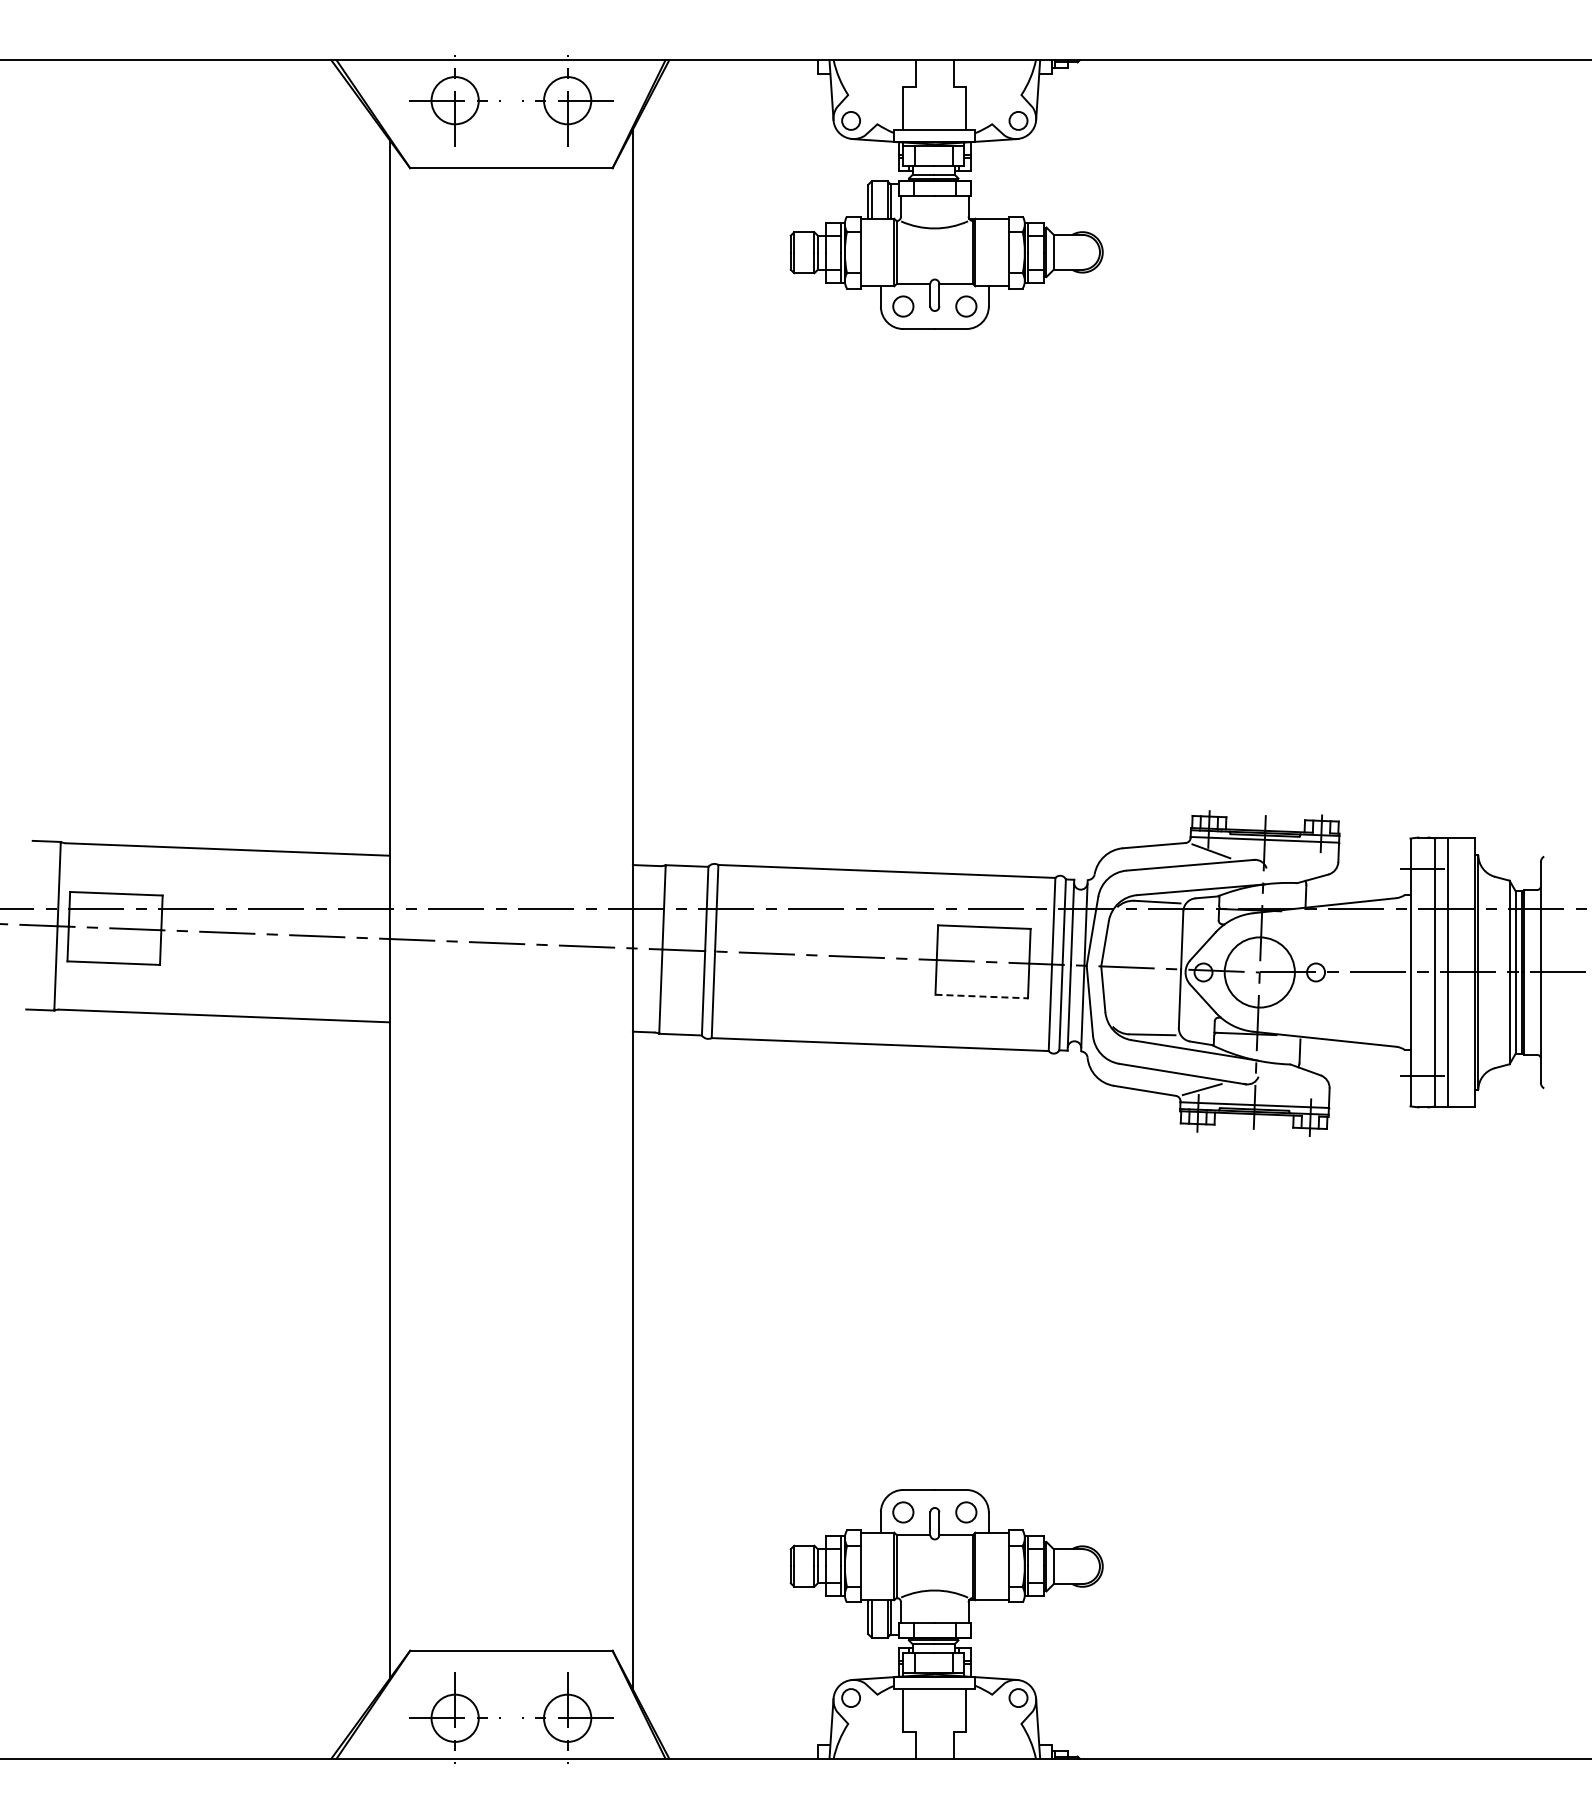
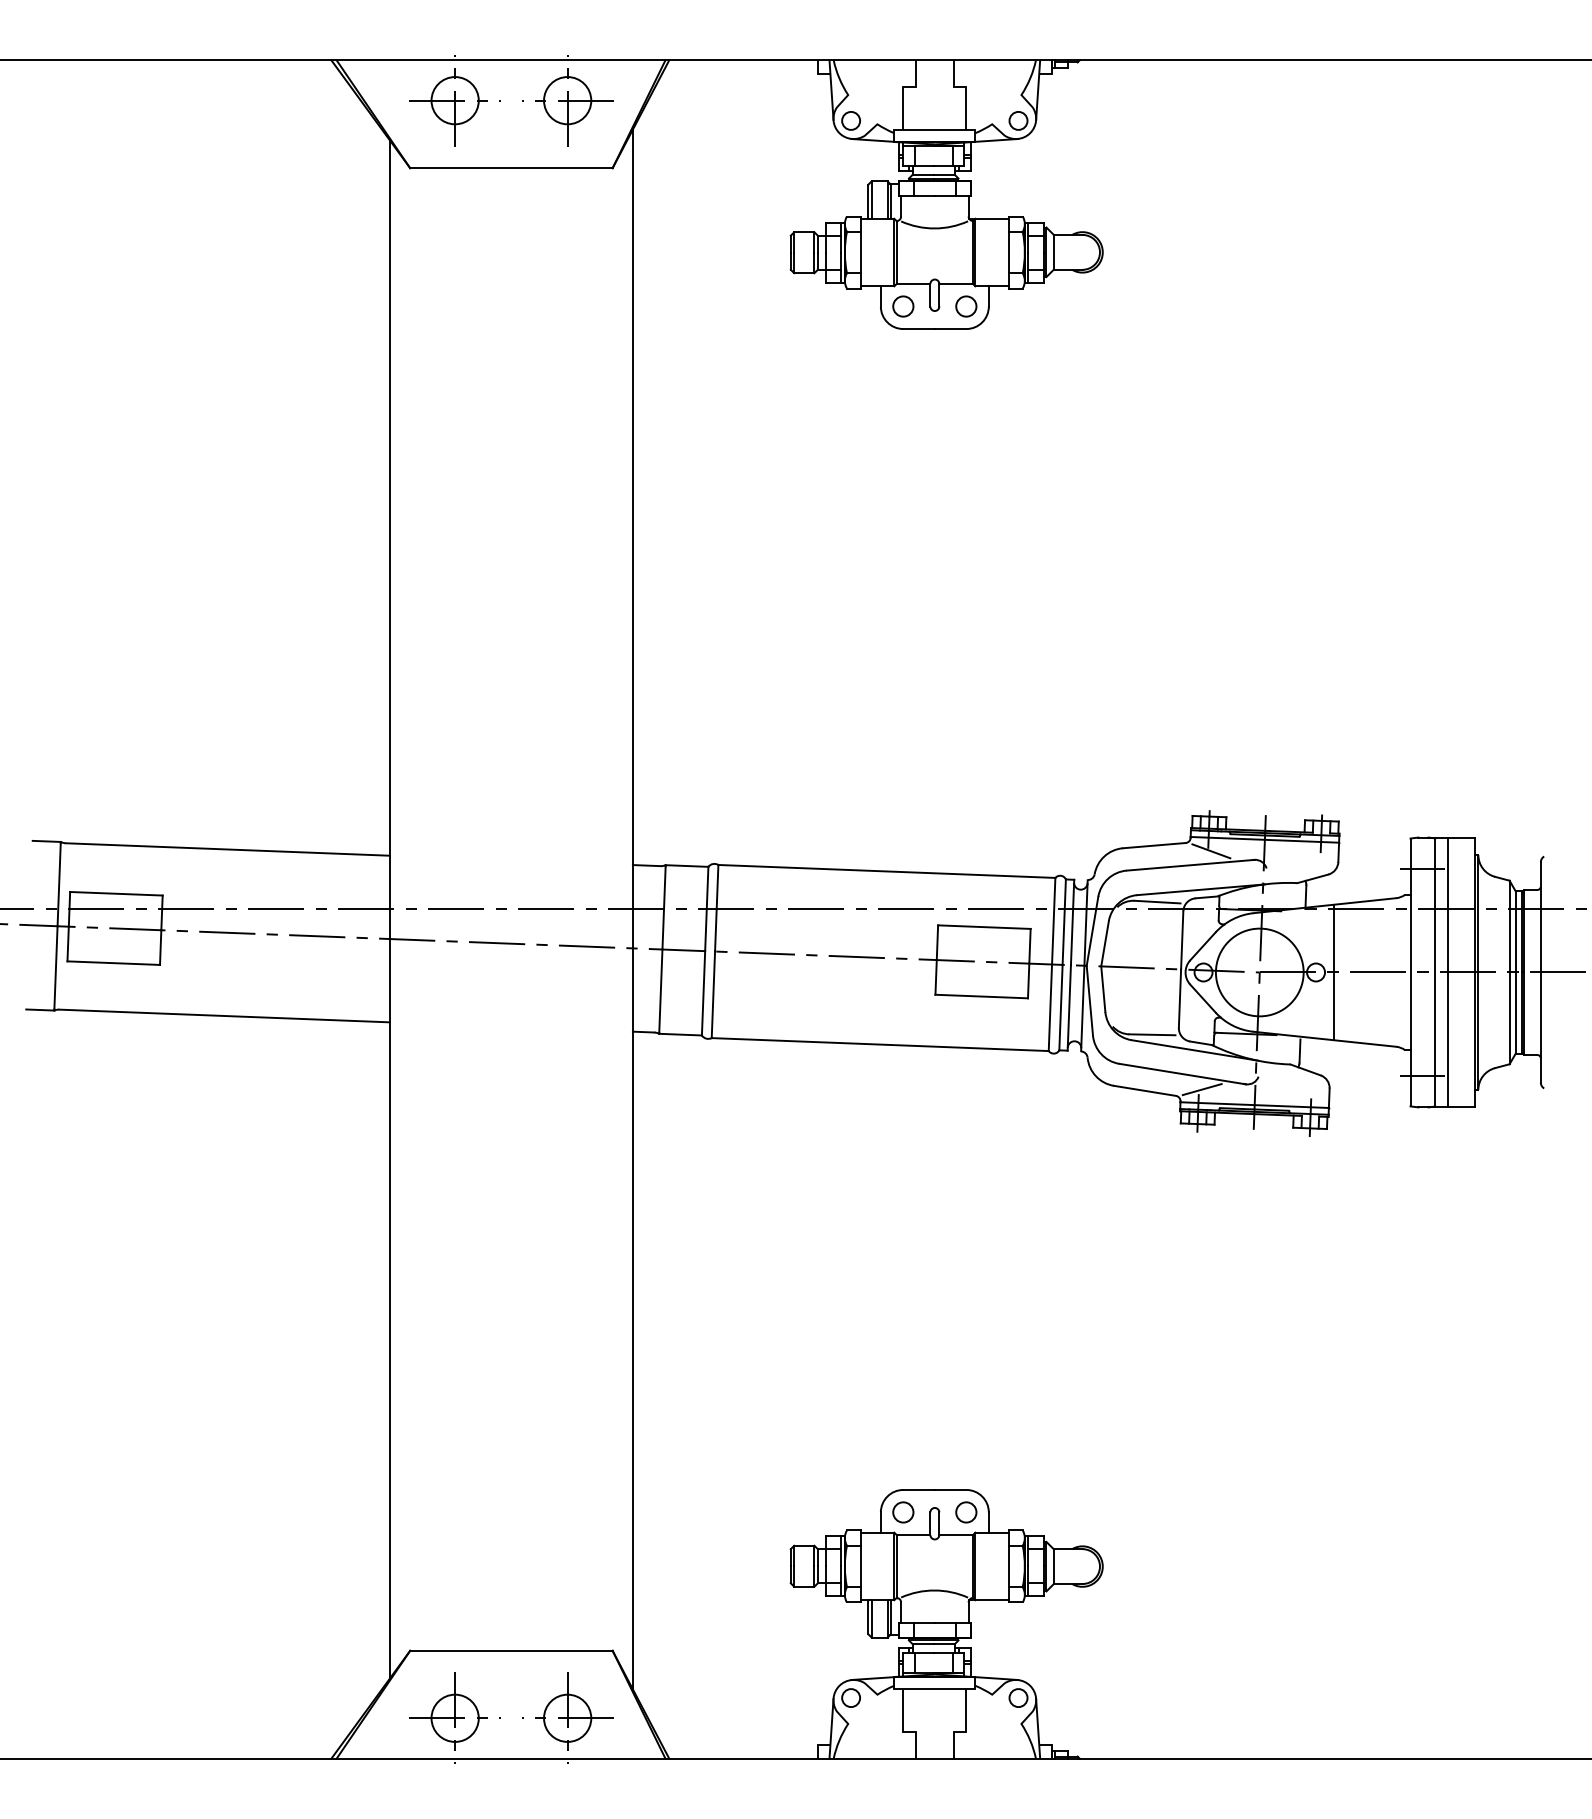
circle diameter: 70 px -> 88 px (1259, 972)
line: none -> present (1334, 972)
line: dashed -> solid (982, 996)
